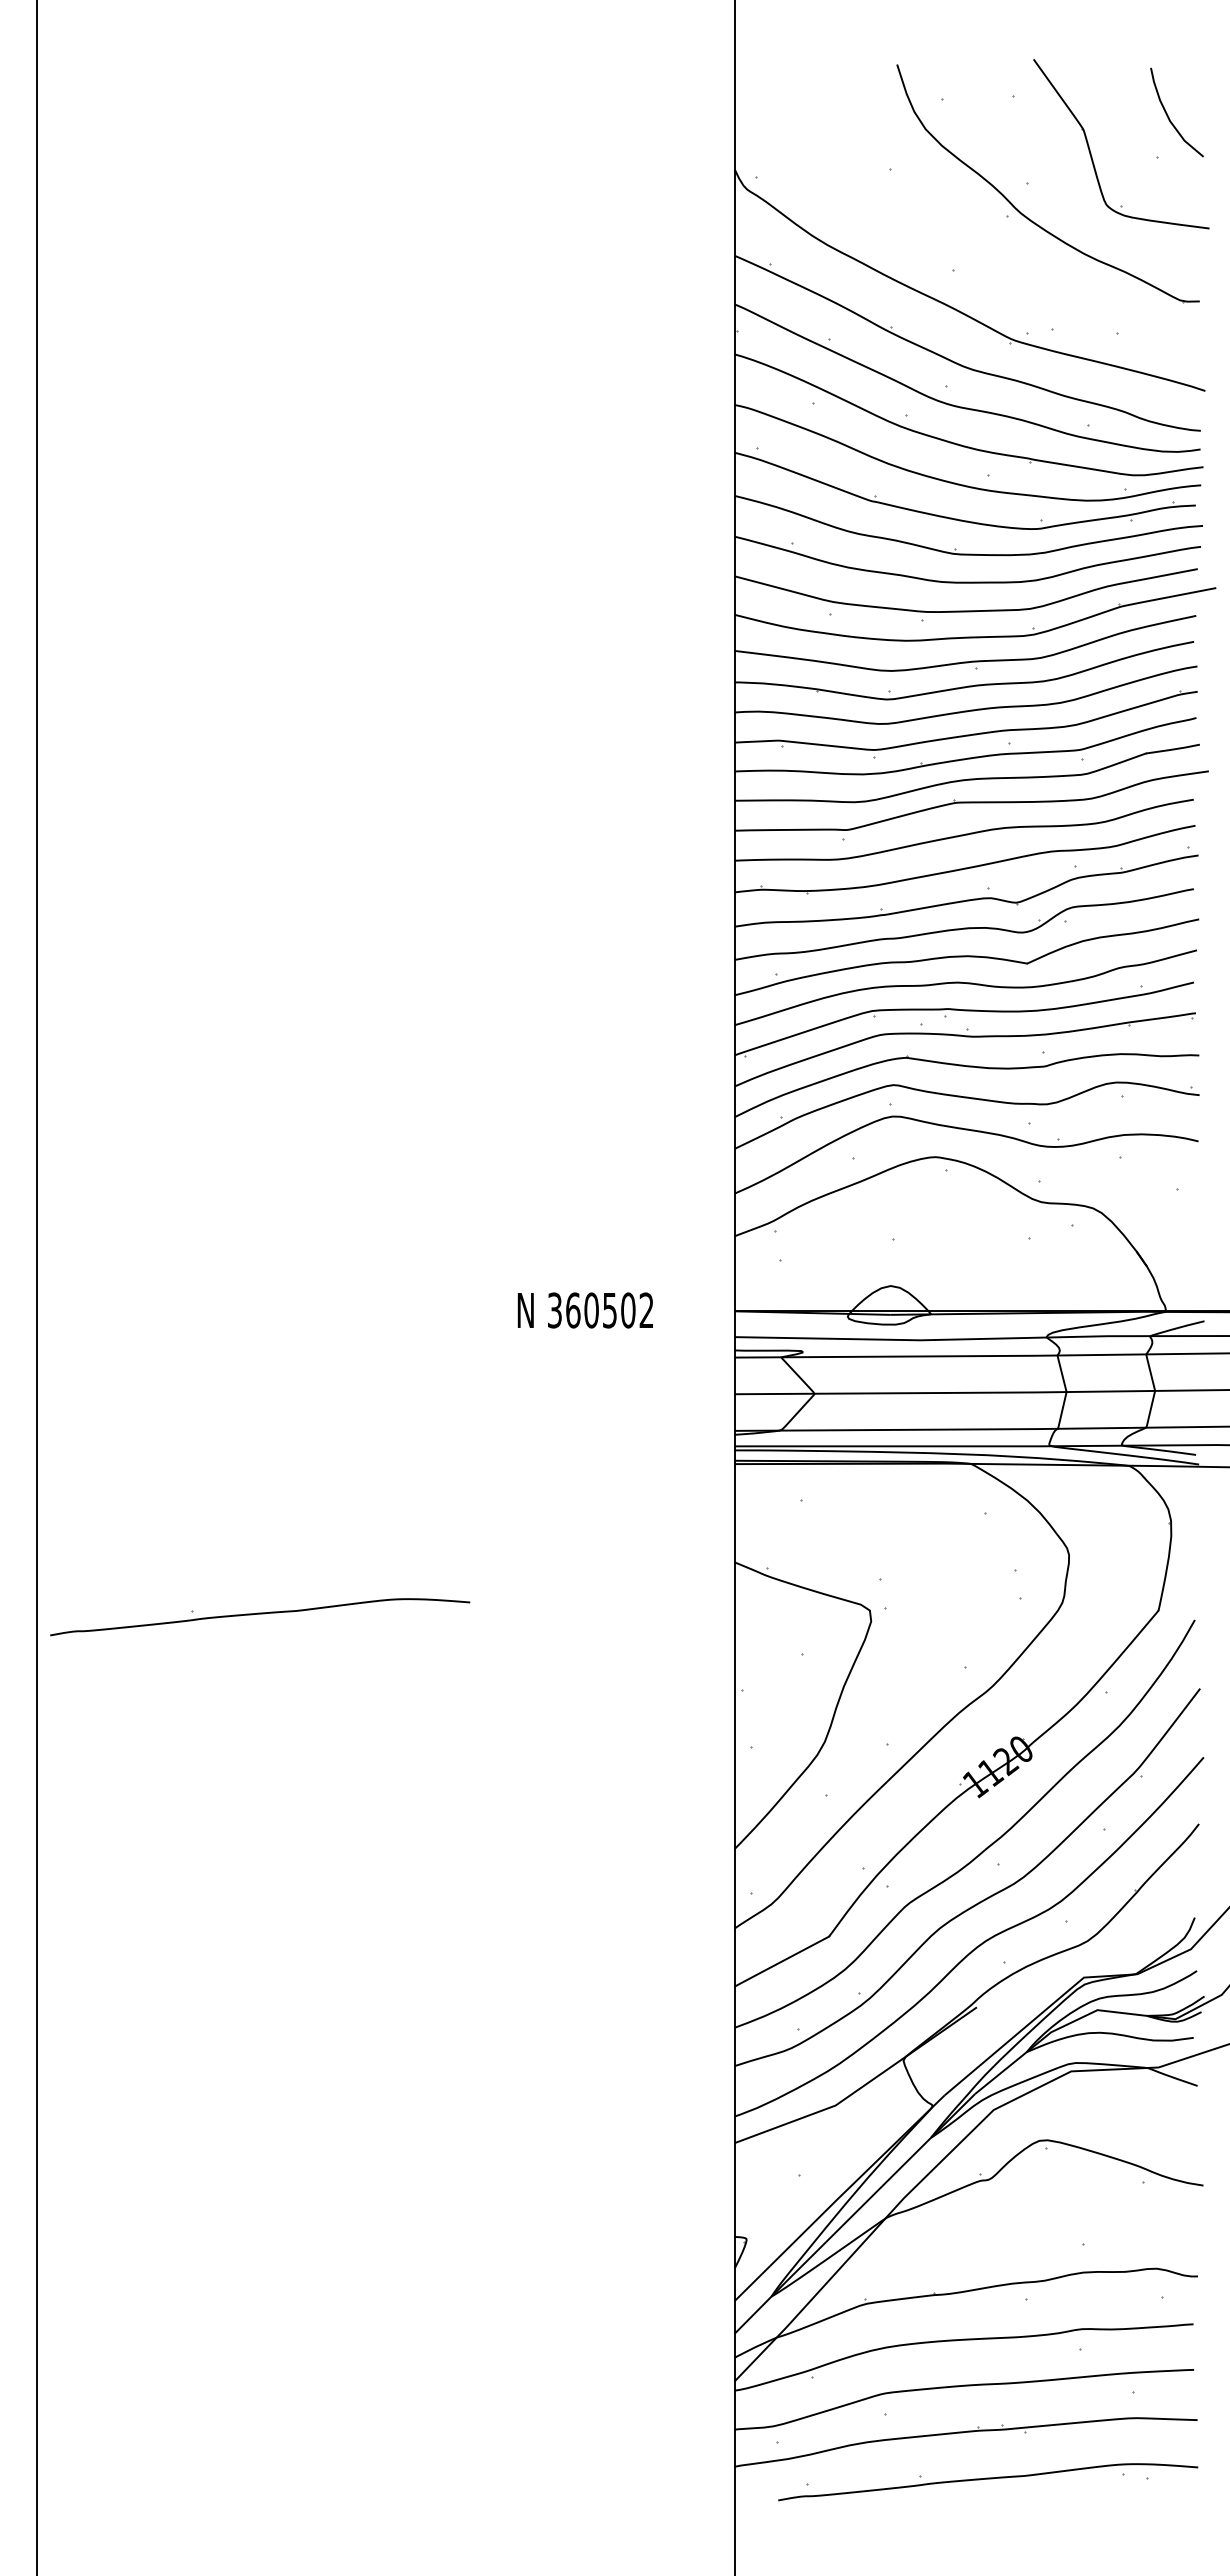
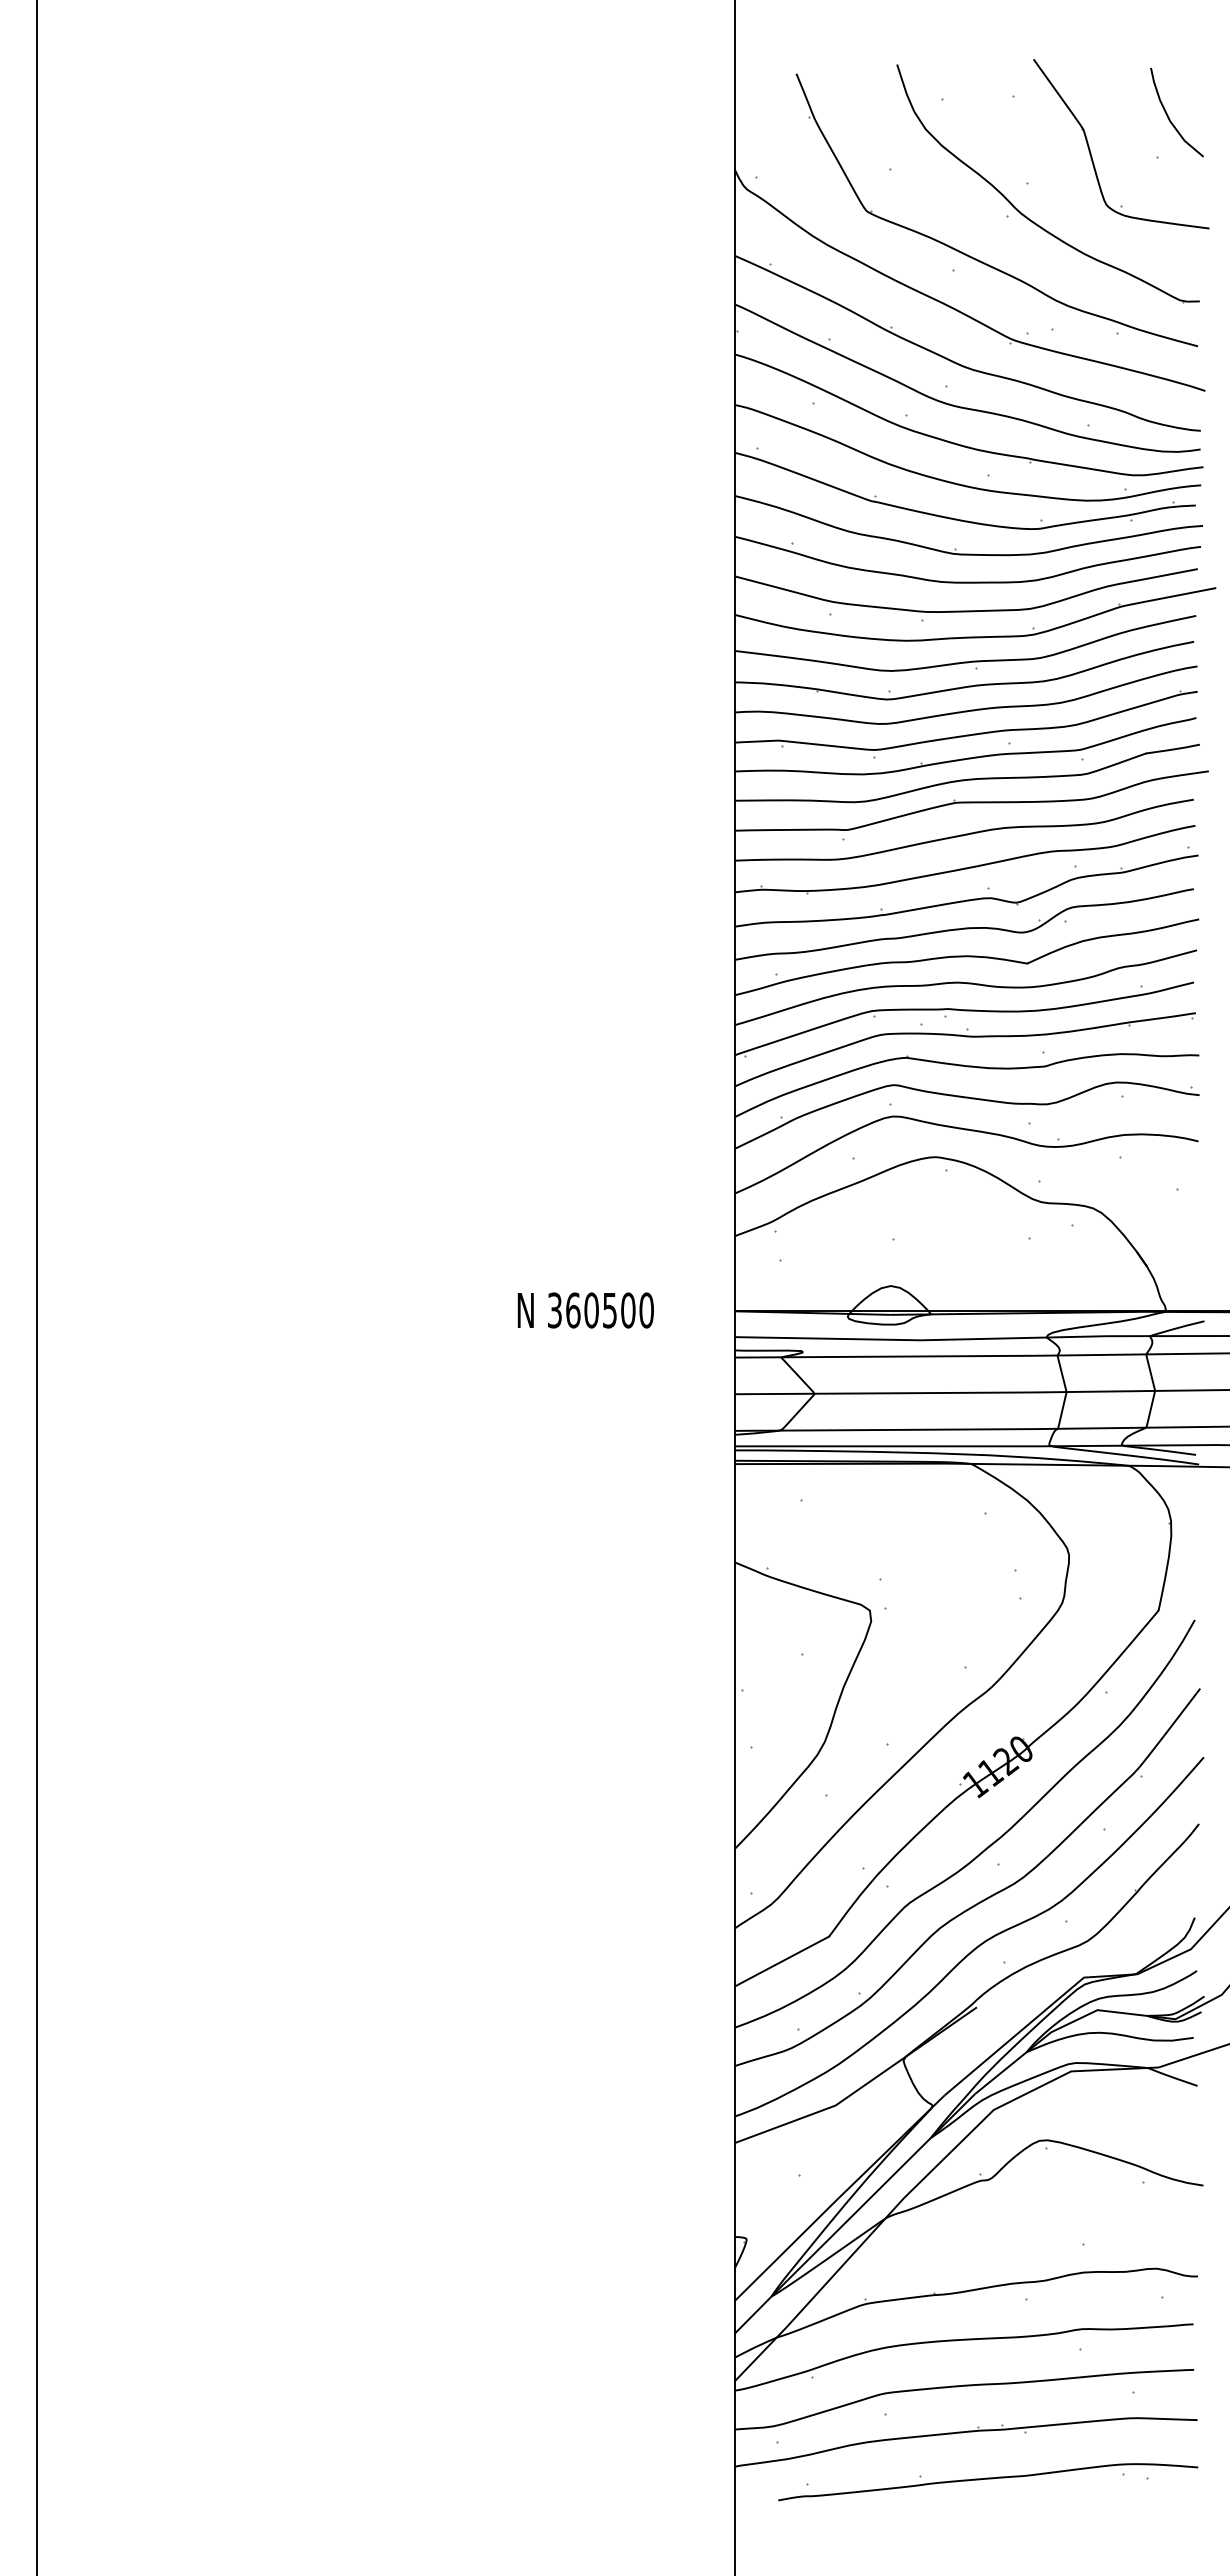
part: none -> present (972, 256)
text: 360502 -> 360500 (646, 1310)
part: present -> none (260, 1617)
